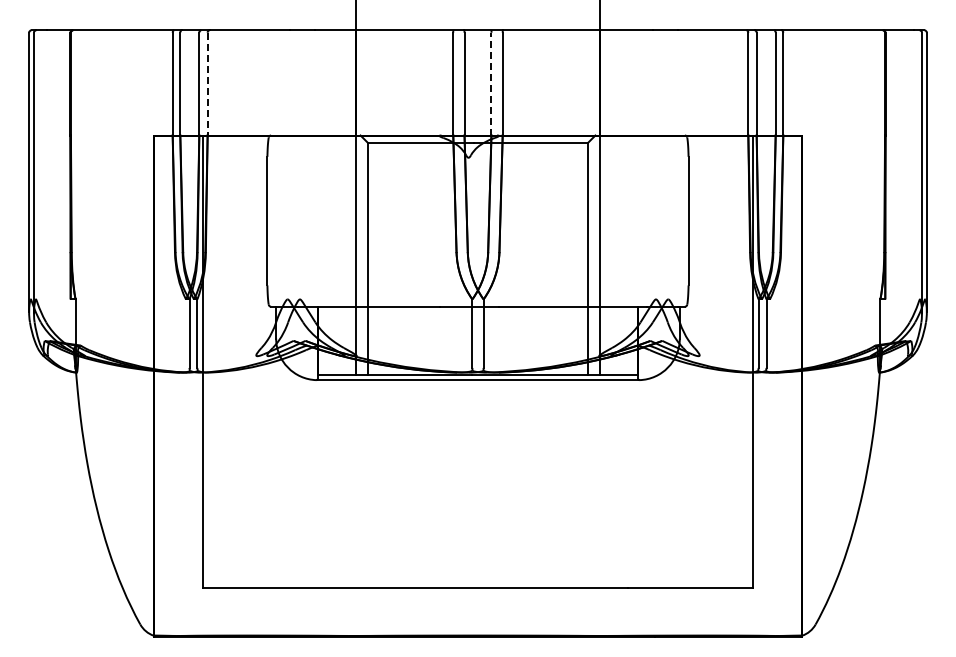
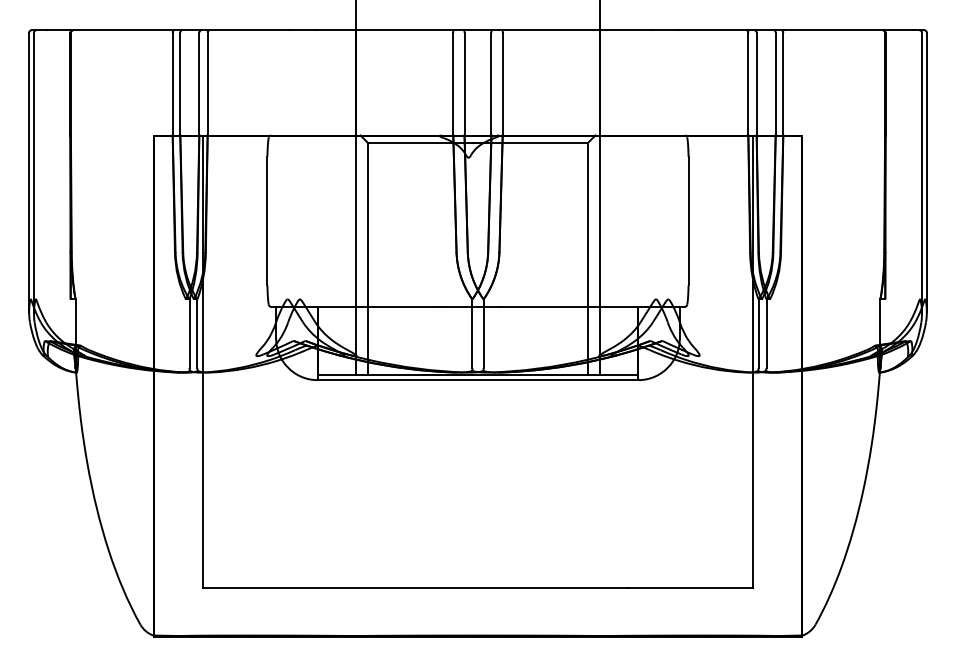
line: dashed -> solid (491, 83)
line: dashed -> solid (207, 84)
